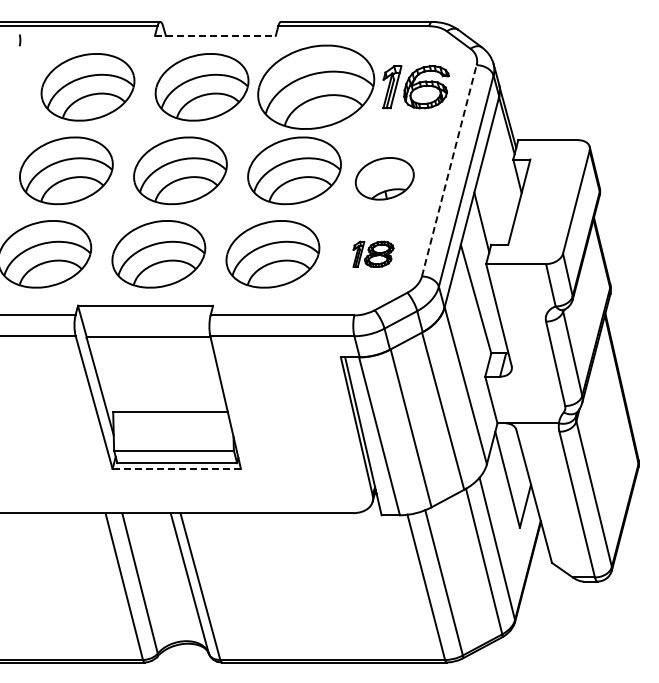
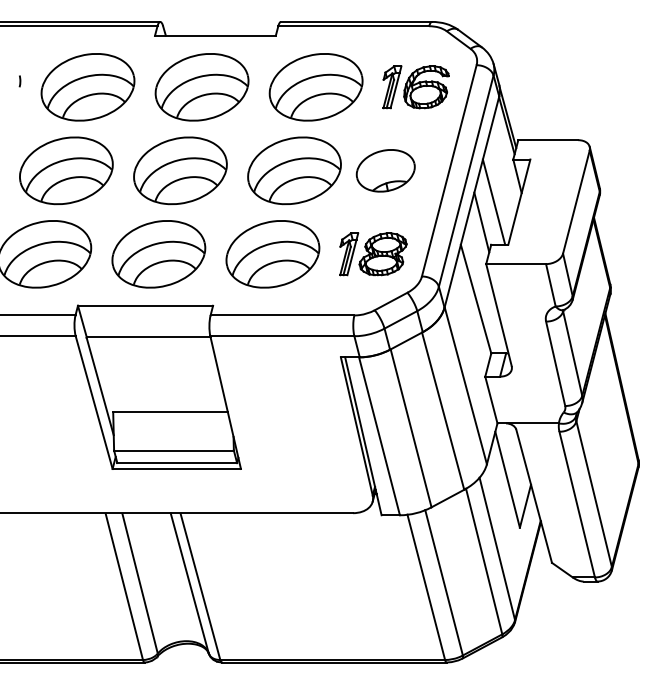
line: dashed -> solid (215, 35)
curve position: (19, 40) -> (19, 81) (19, 81)
part size: 119x86 px -> 96x69 px (315, 87)
line: dashed -> solid (449, 170)
part position: (384, 178) -> (385, 170) (385, 170)
line: none -> present (493, 201)
part size: 43x28 px -> 69x45 px (373, 254)
line: dashed -> solid (177, 468)
